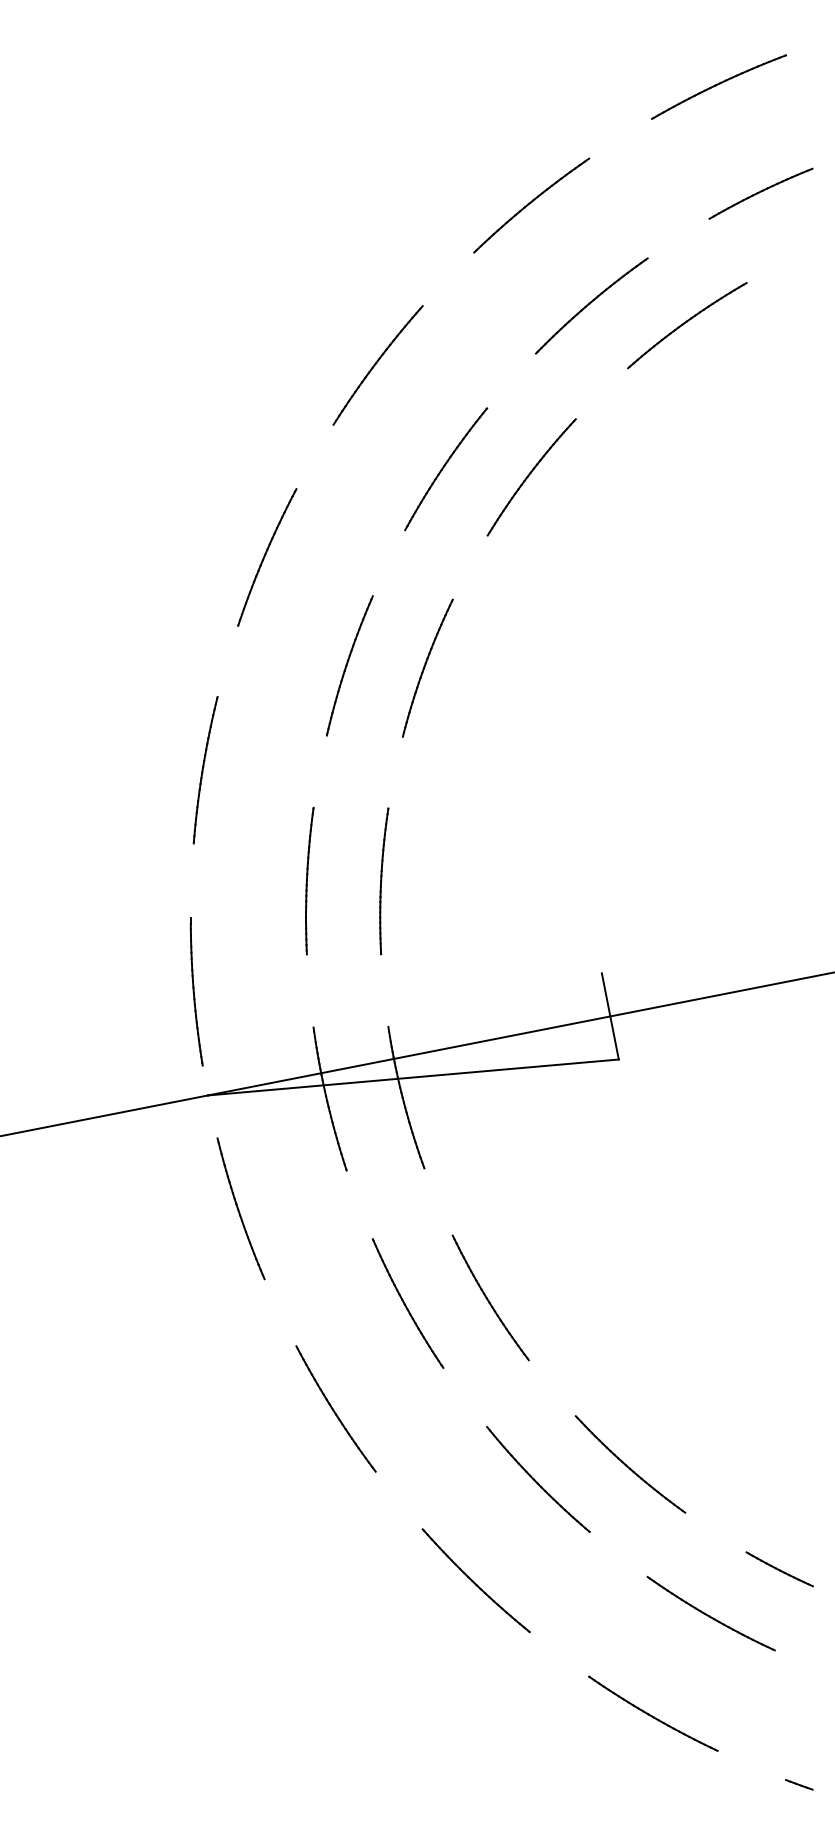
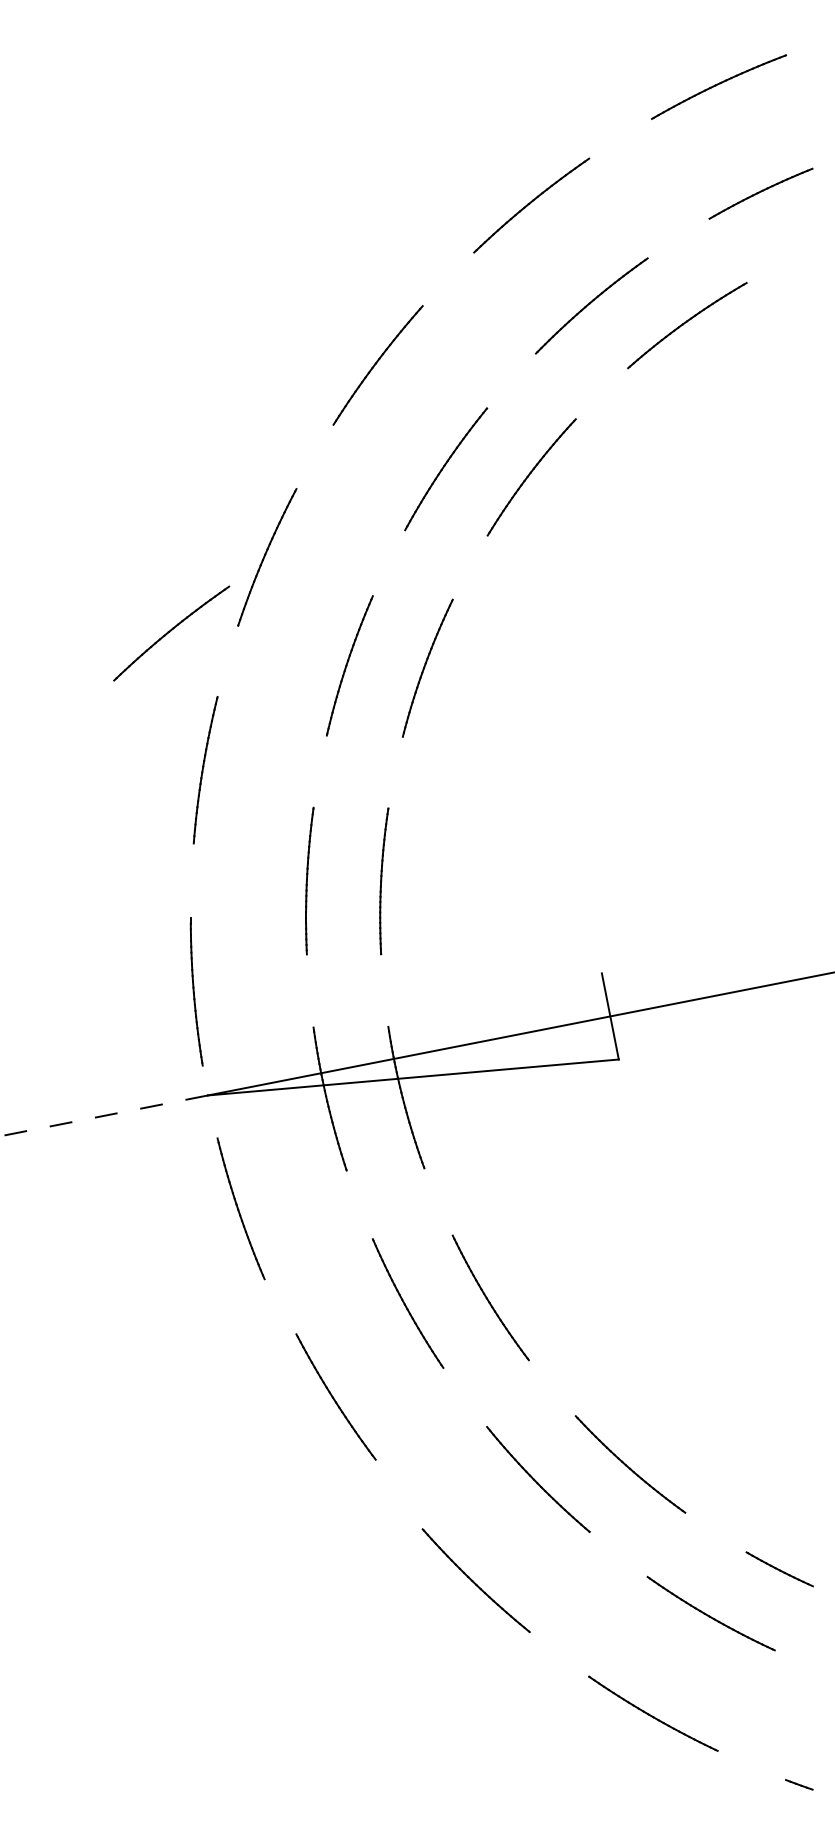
part: none -> present (171, 633)
line: solid -> dashed (104, 1115)
part position: (335, 1408) -> (335, 1396) (335, 1396)
